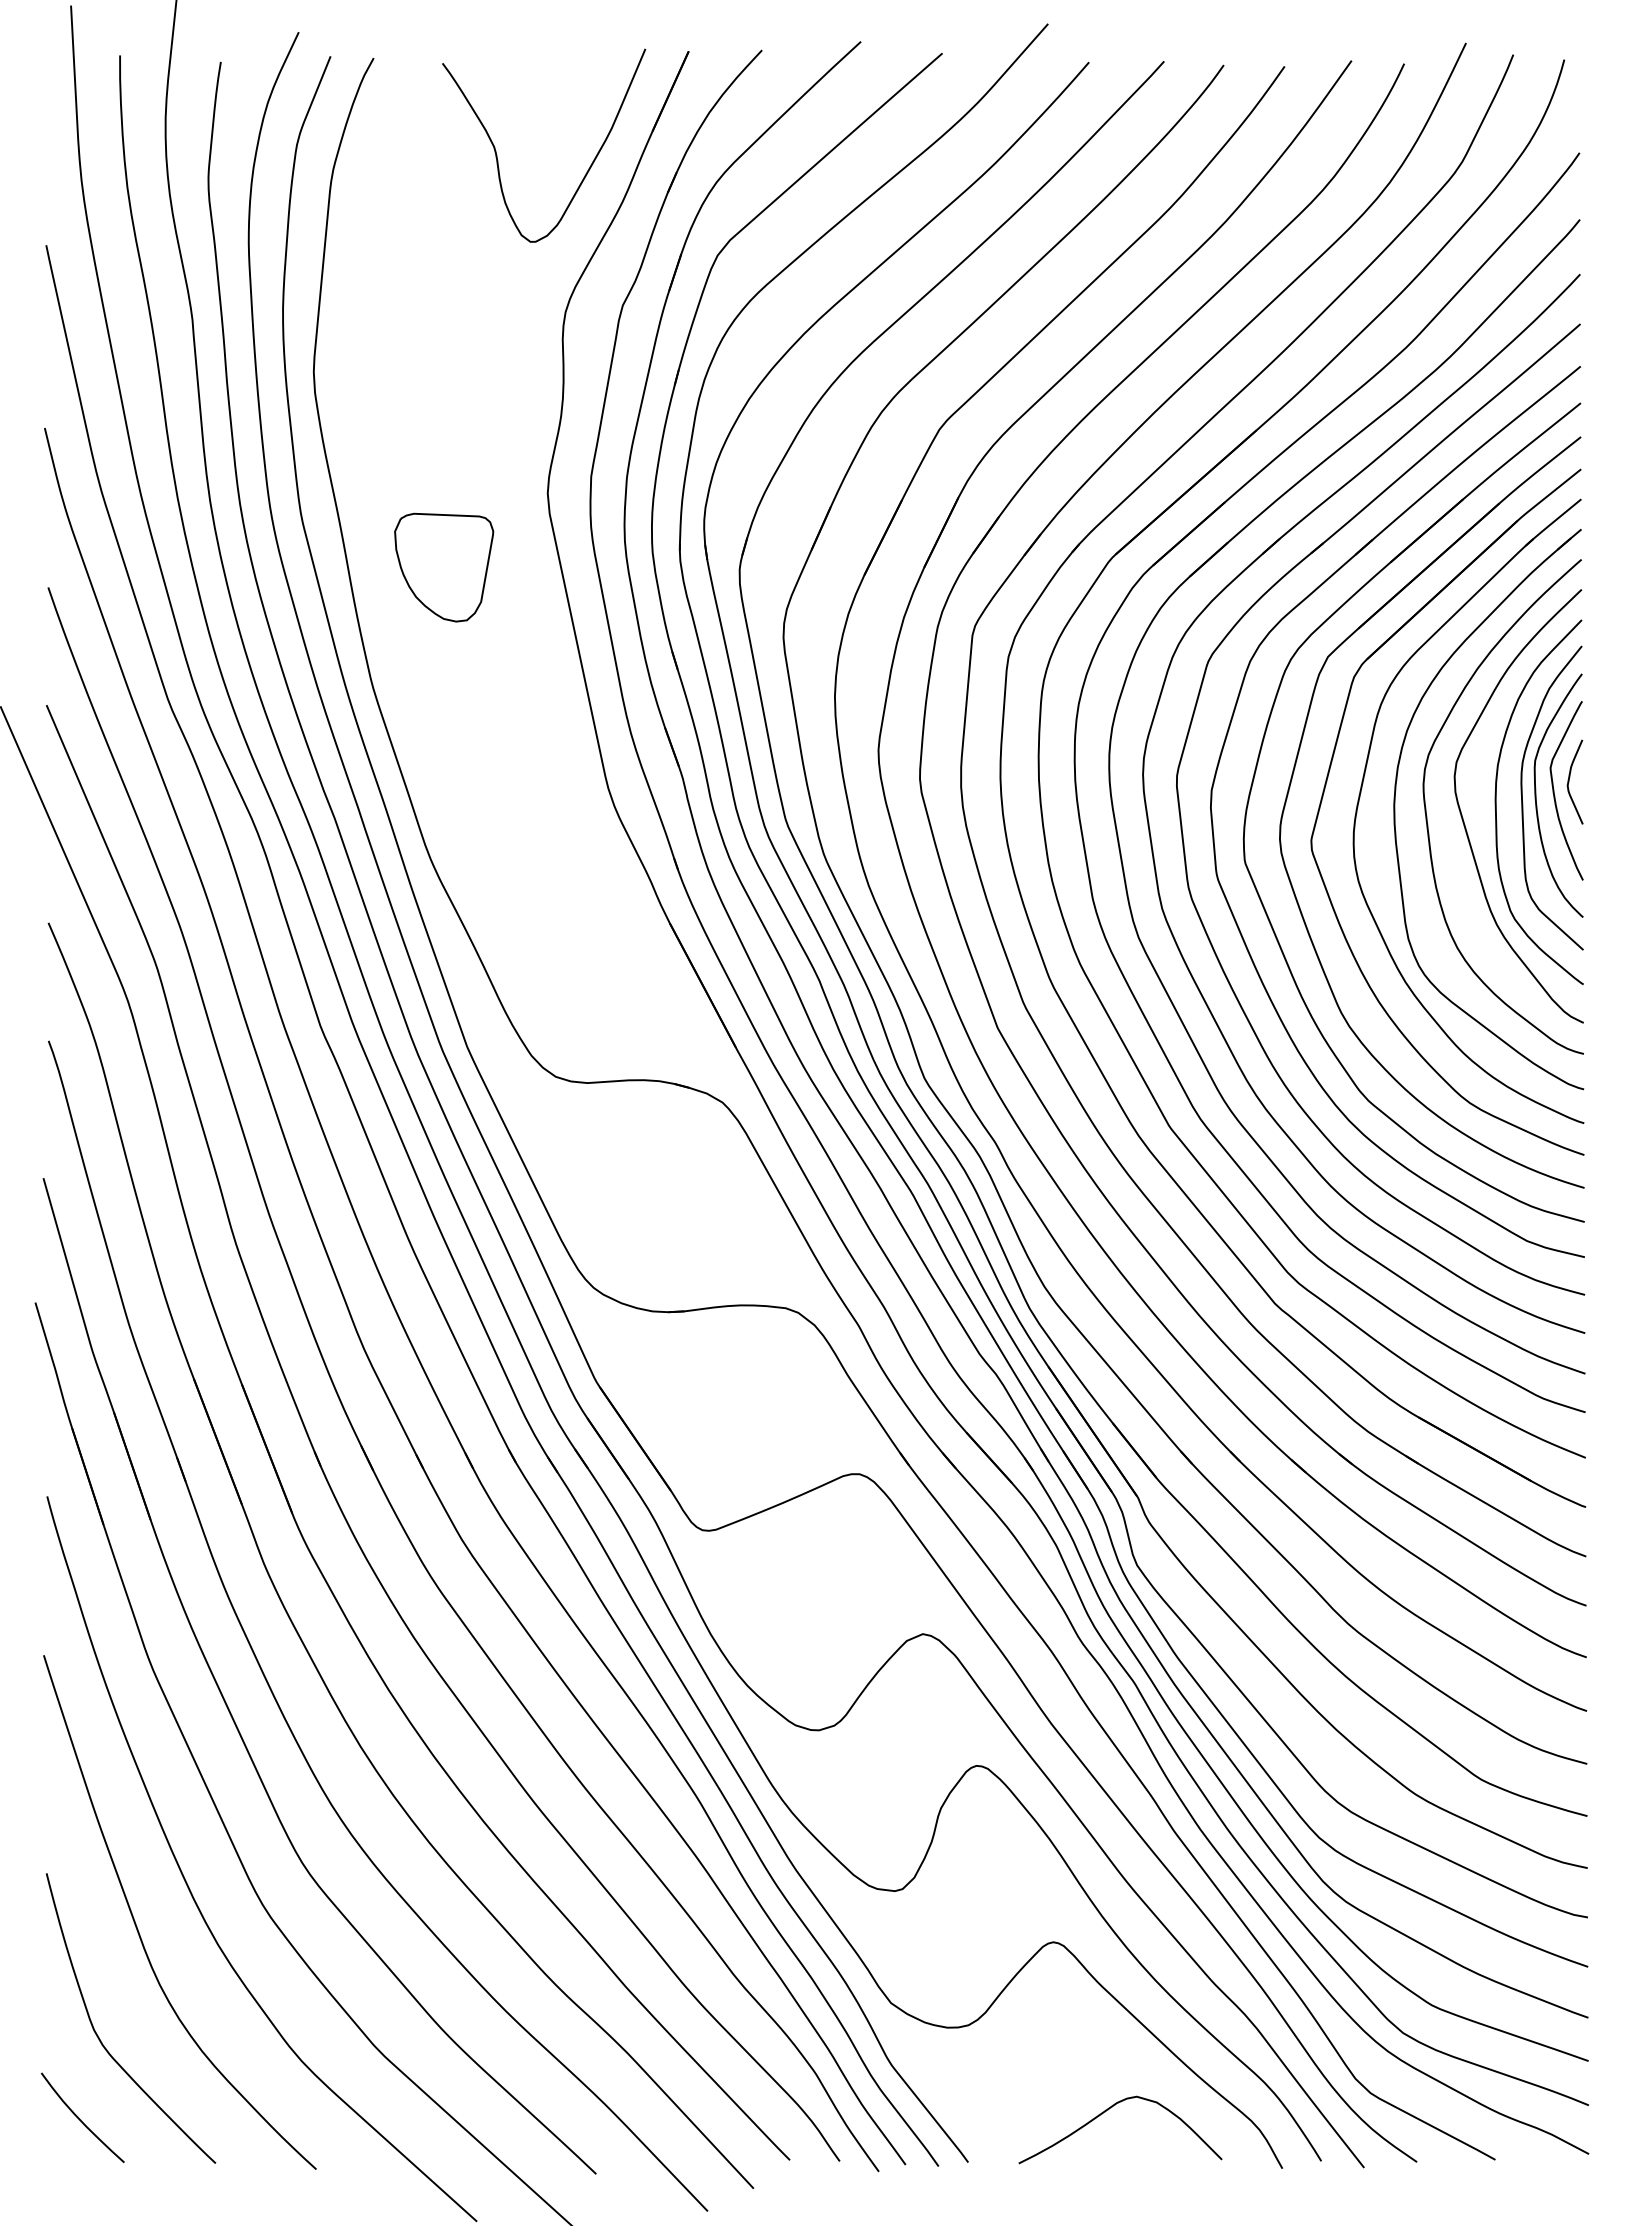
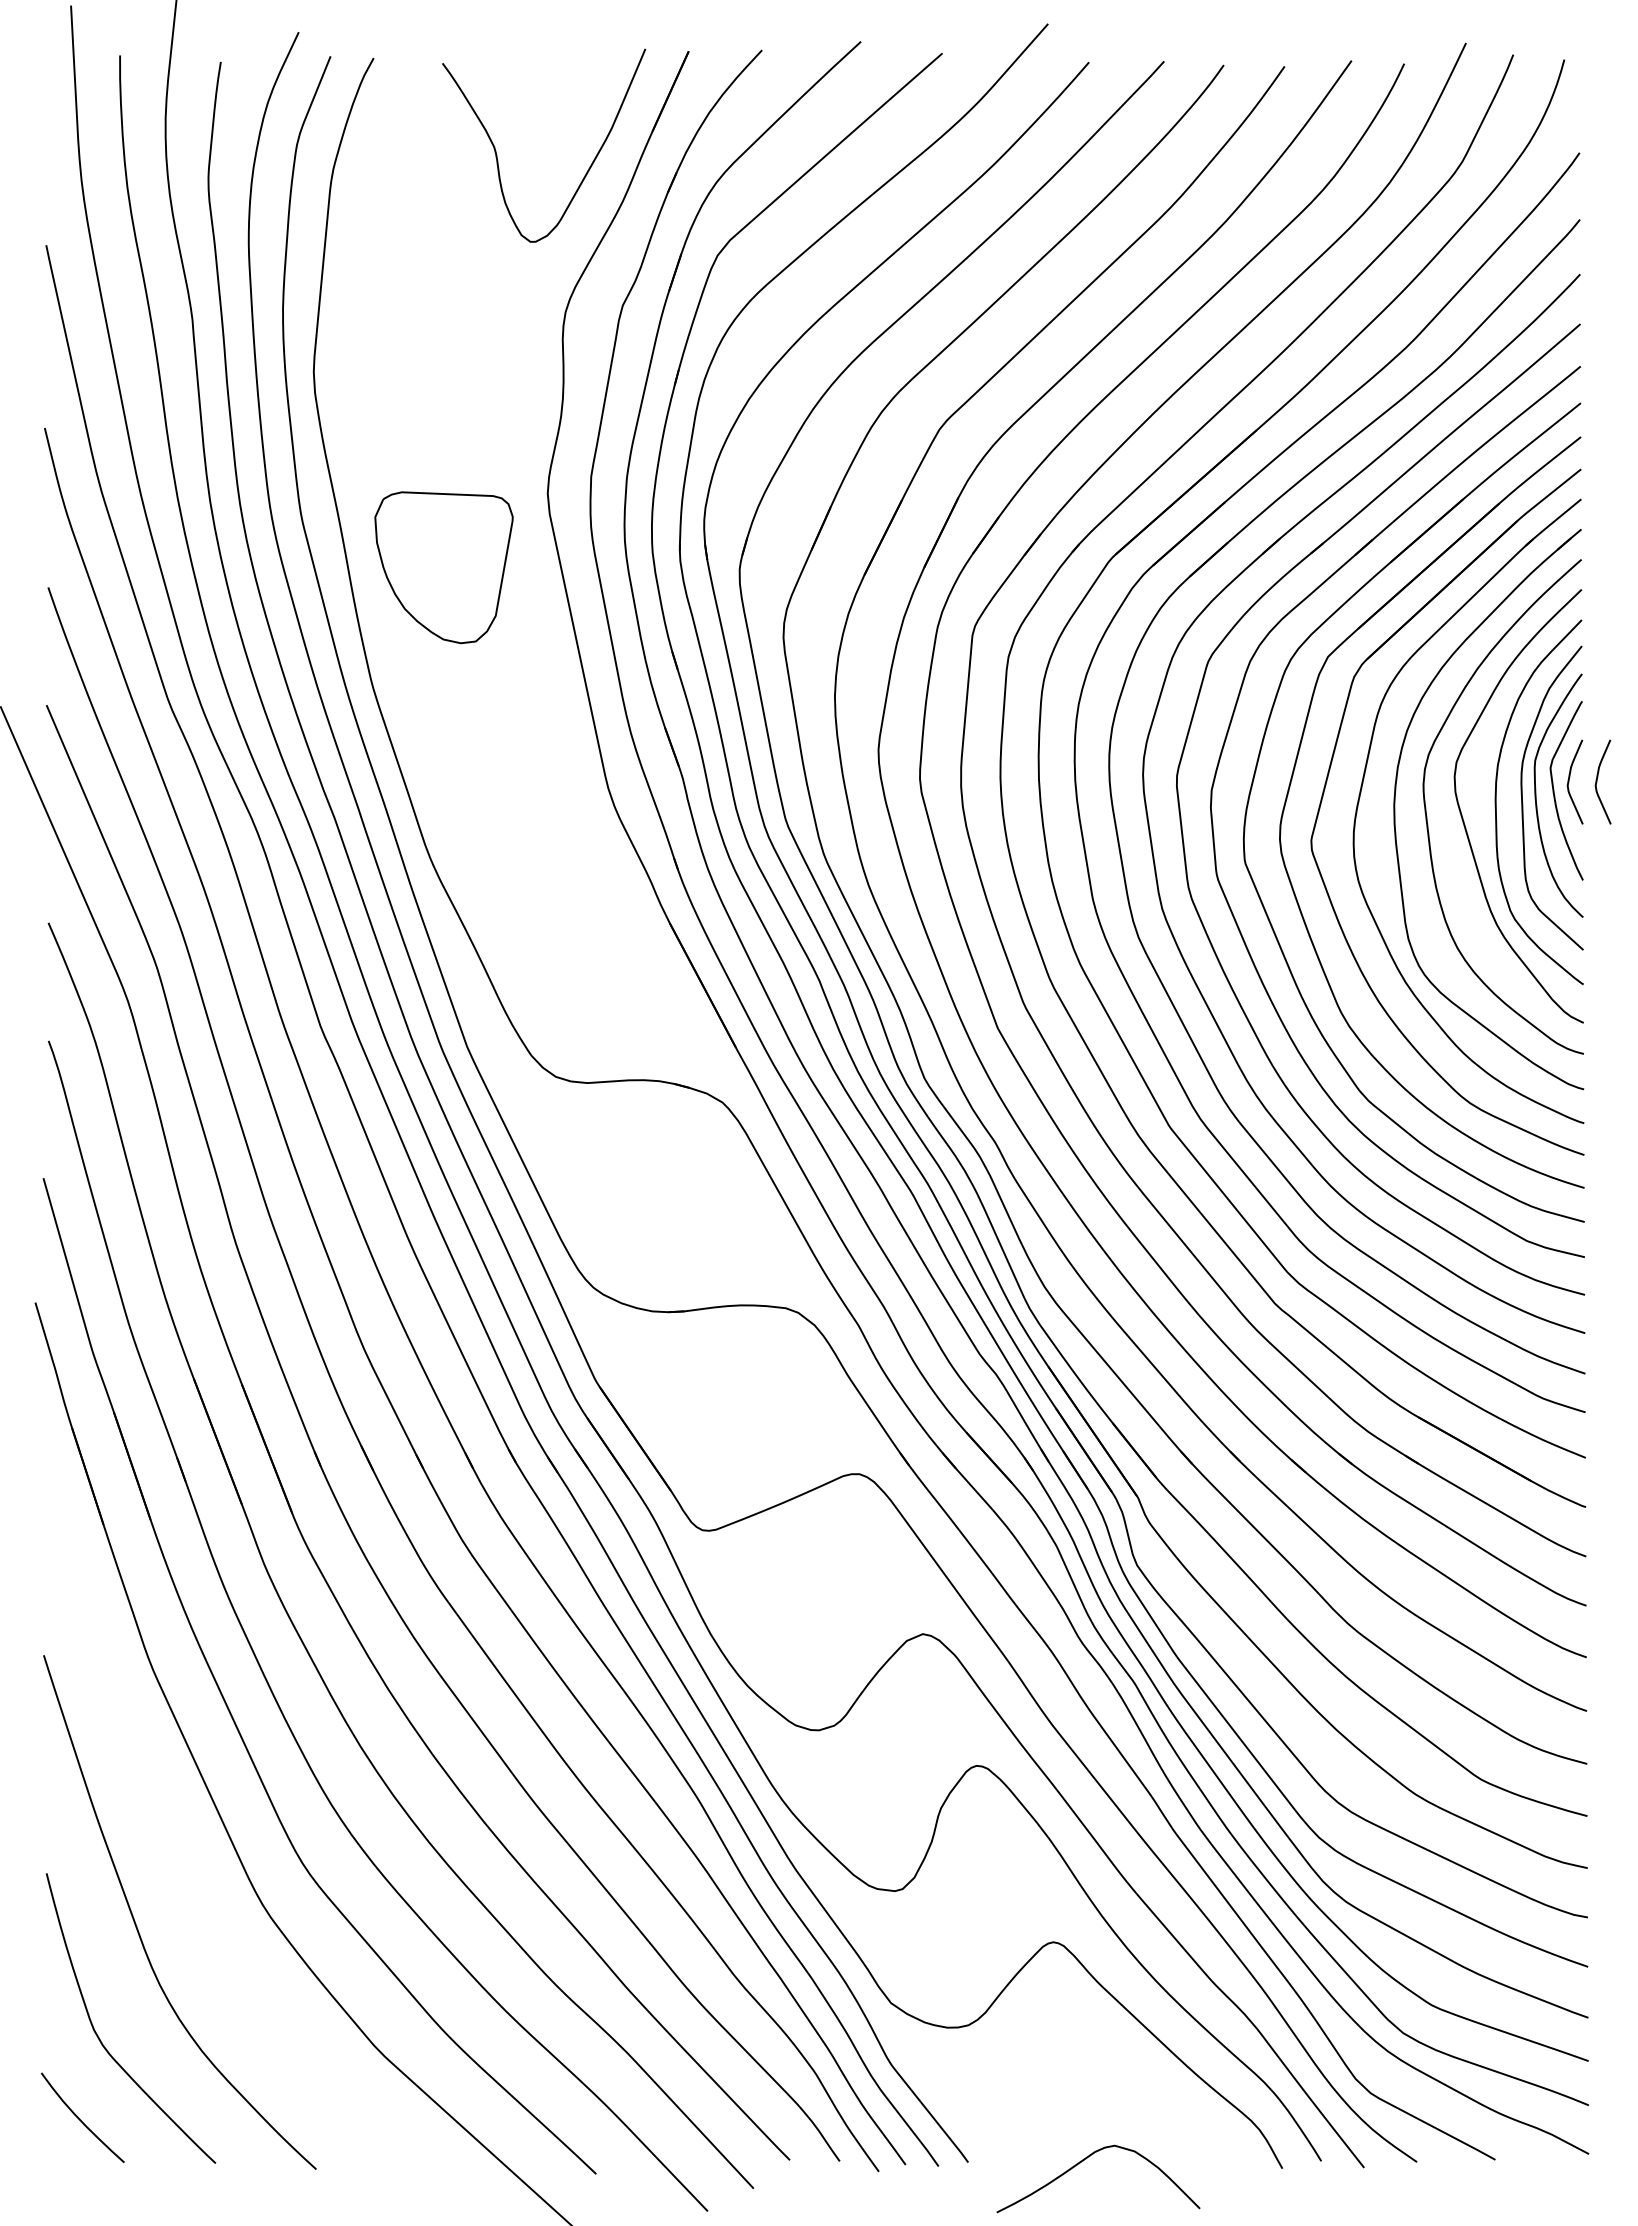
part size: 101x111 px -> 140x154 px (443, 567)
curve: none -> present (1597, 781)
curve: present -> none (192, 1893)
curve position: (1108, 2110) -> (1086, 2159) (1086, 2159)
